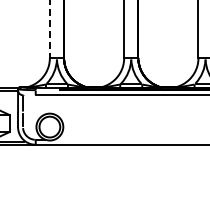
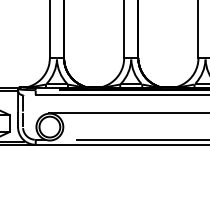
line: dashed -> solid (49, 29)
line: none -> present (127, 112)
line: none -> present (141, 139)
